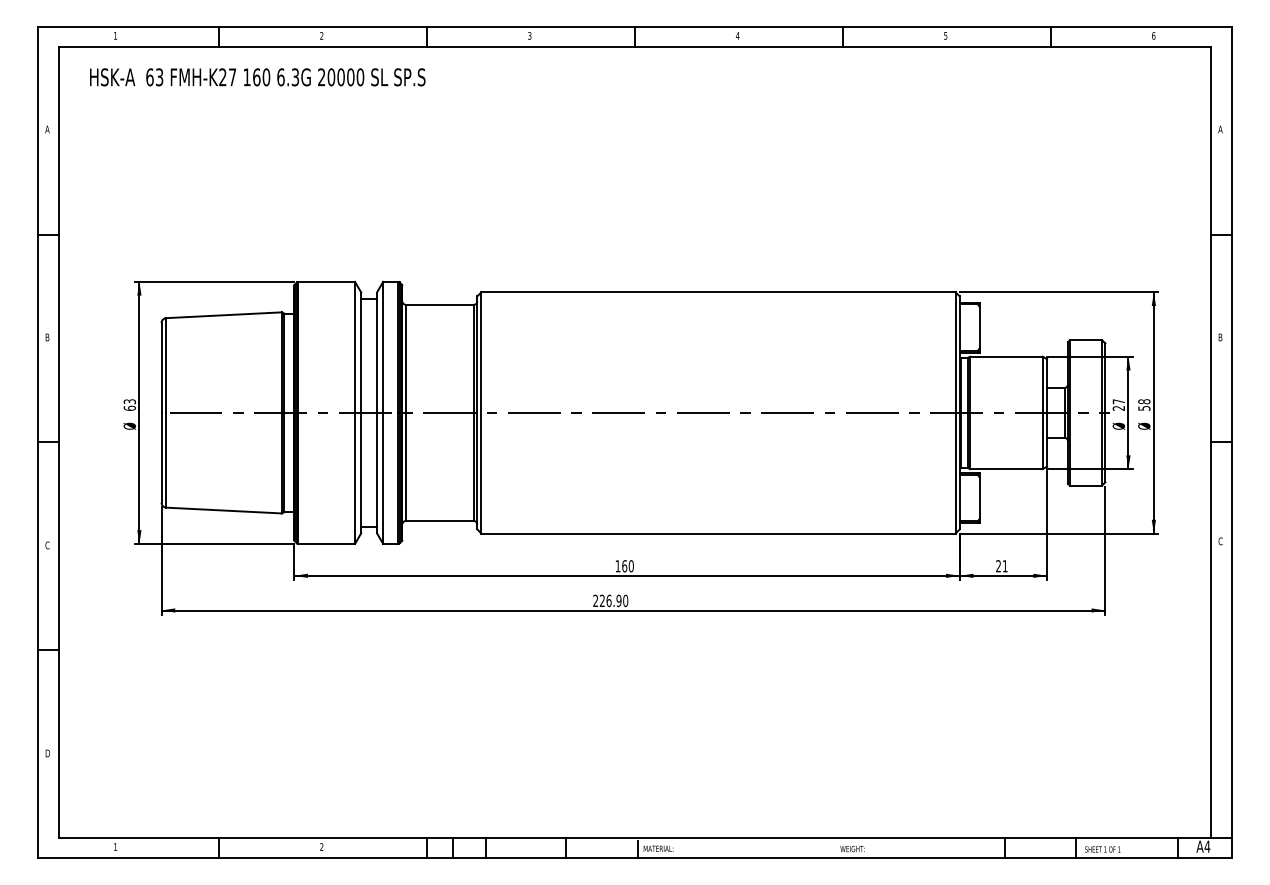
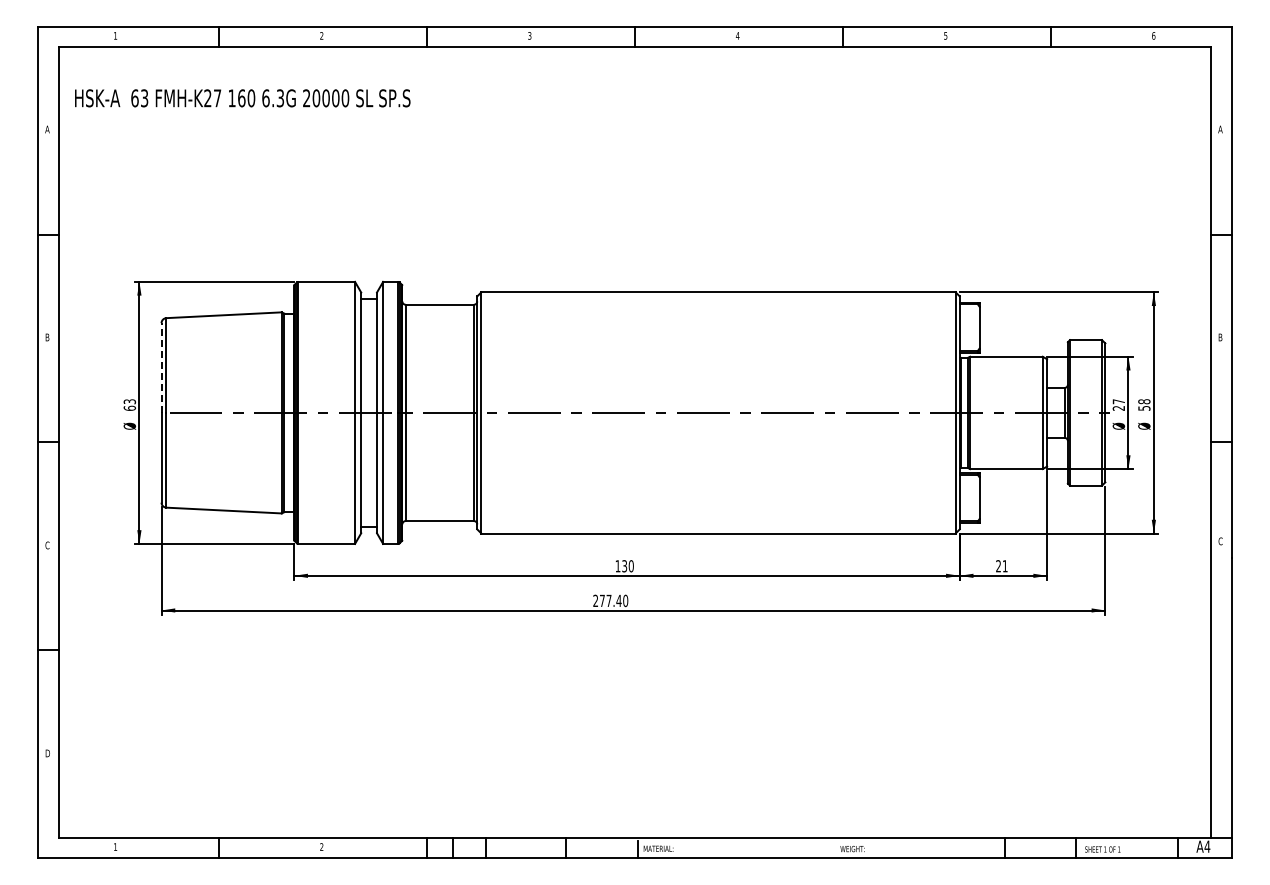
text position: (257, 77) -> (242, 98) (242, 98)
line: solid -> dashed (161, 368)
text: 160 -> 130 (624, 566)
text: 226.90 -> 277.40 (610, 600)
